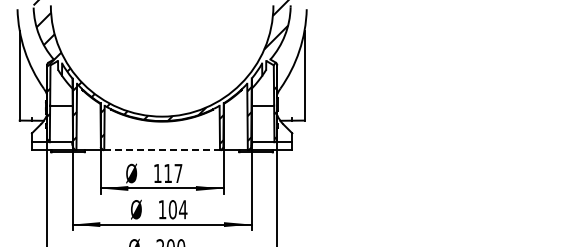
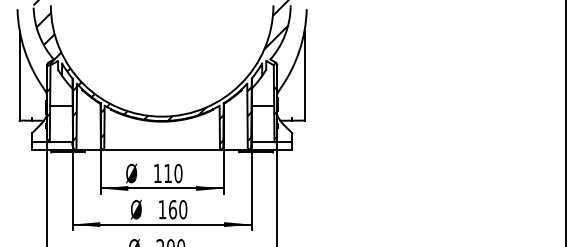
line: none -> present (565, 122)
line: dashed -> solid (162, 150)
text: 117 -> 110 (178, 173)
text: 104 -> 160 (178, 209)
